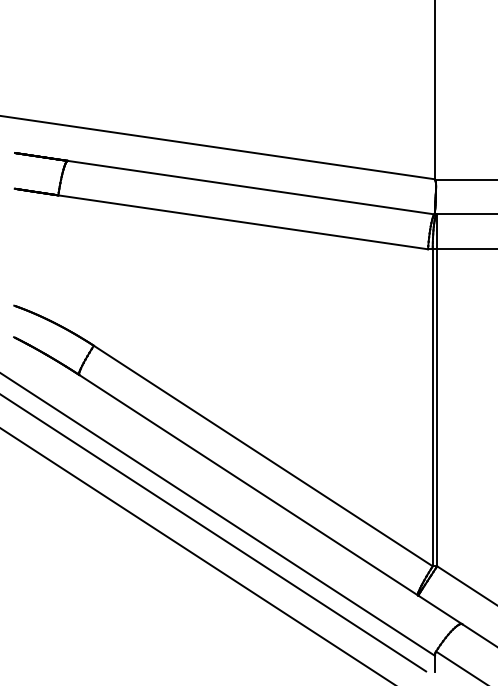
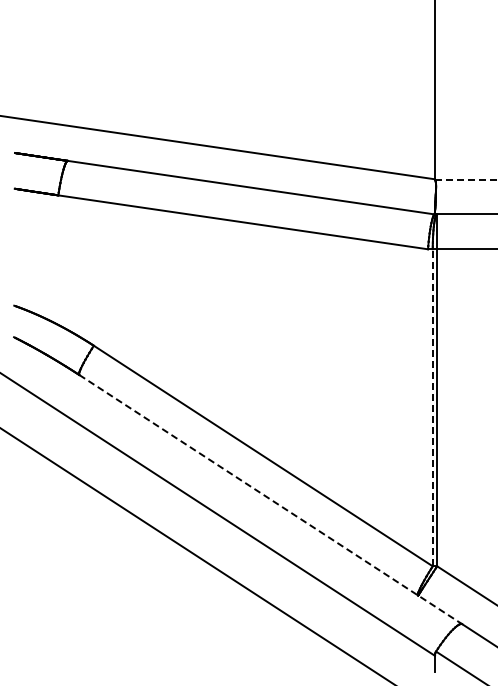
line: solid -> dashed (467, 179)
line: solid -> dashed (432, 407)
line: solid -> dashed (271, 499)
line: present -> none (214, 533)
